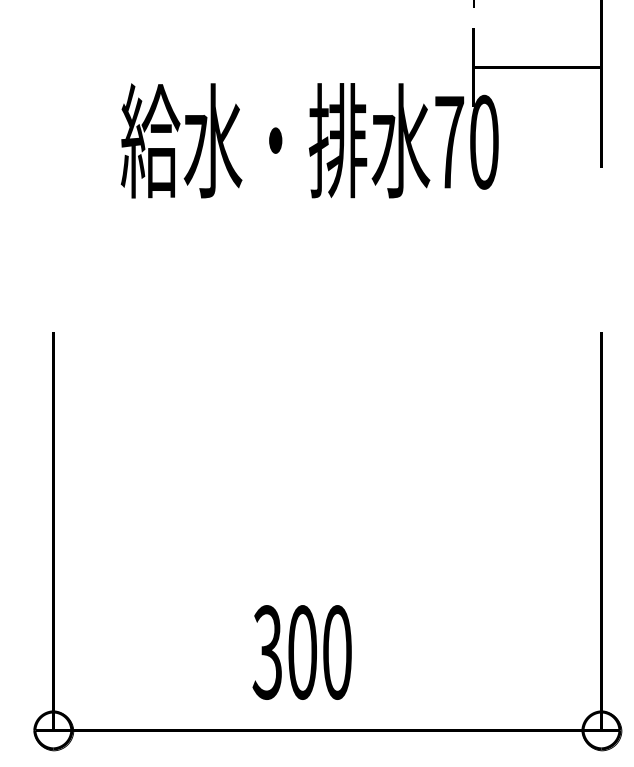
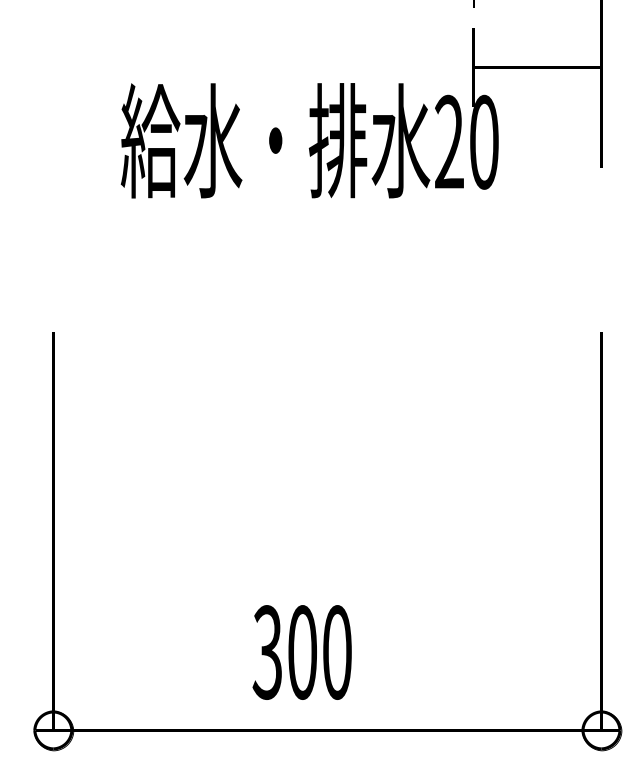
text: 70 -> 20 (449, 141)
